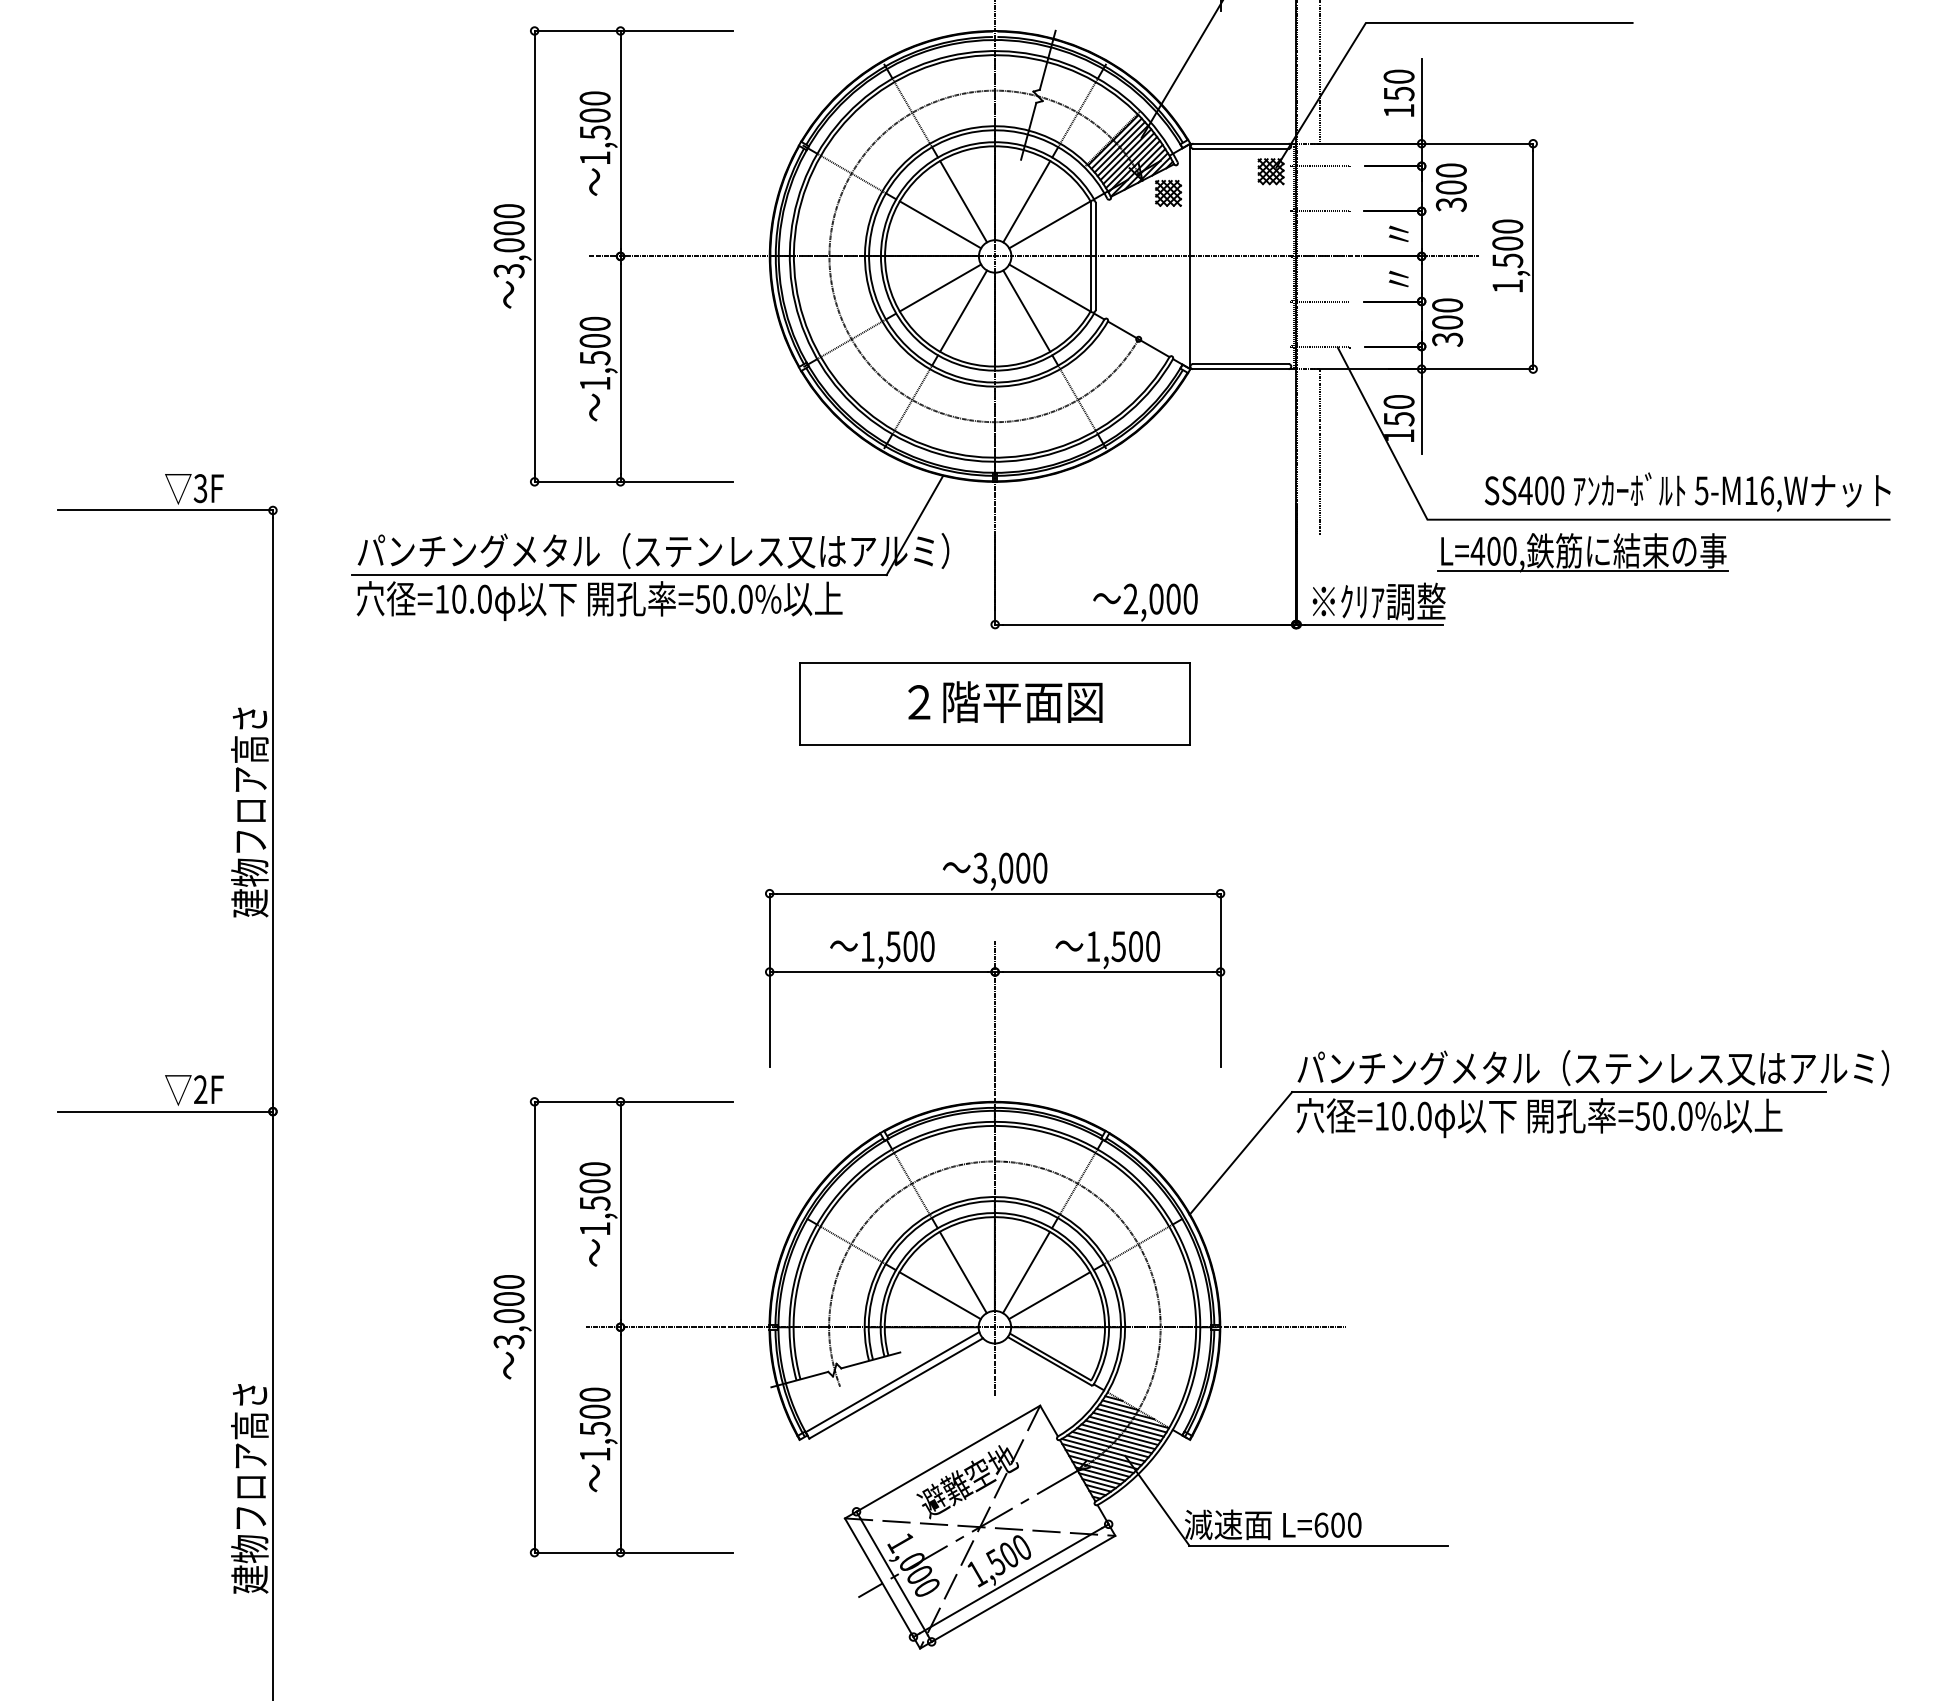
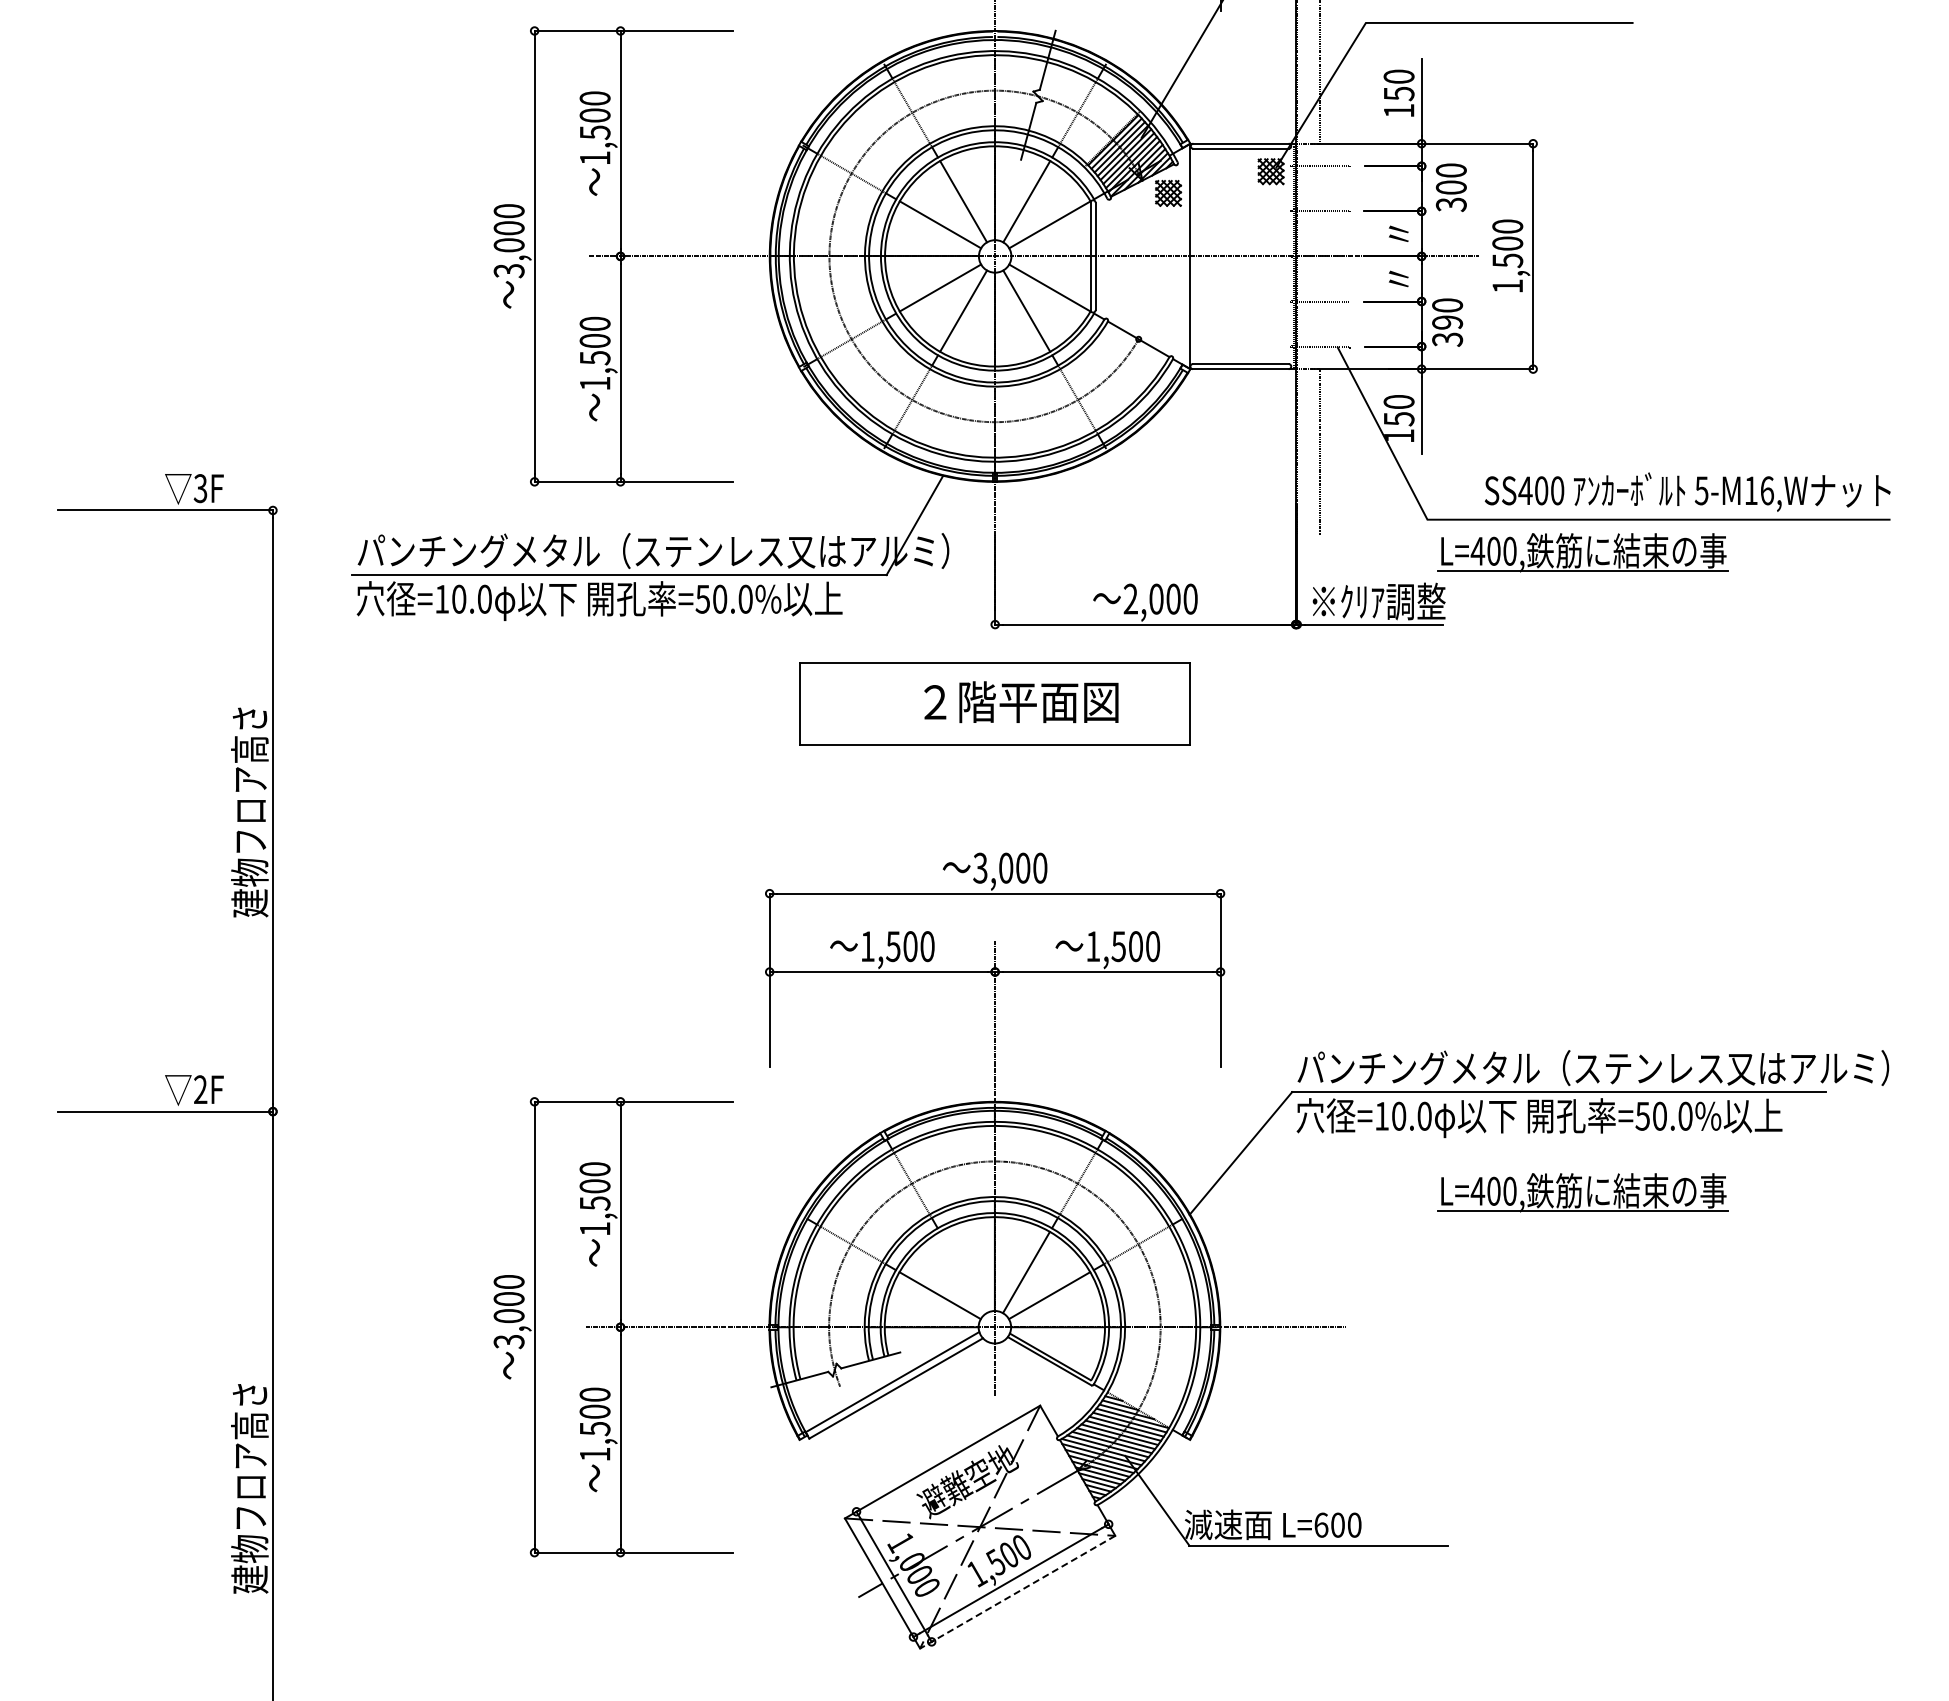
text: 300 -> 390 (1447, 322)
text position: (1005, 702) -> (1021, 702) (1021, 702)
part: none -> present (1582, 1192)
line: present -> none (962, 1272)
line: solid -> dashed (1017, 1592)
